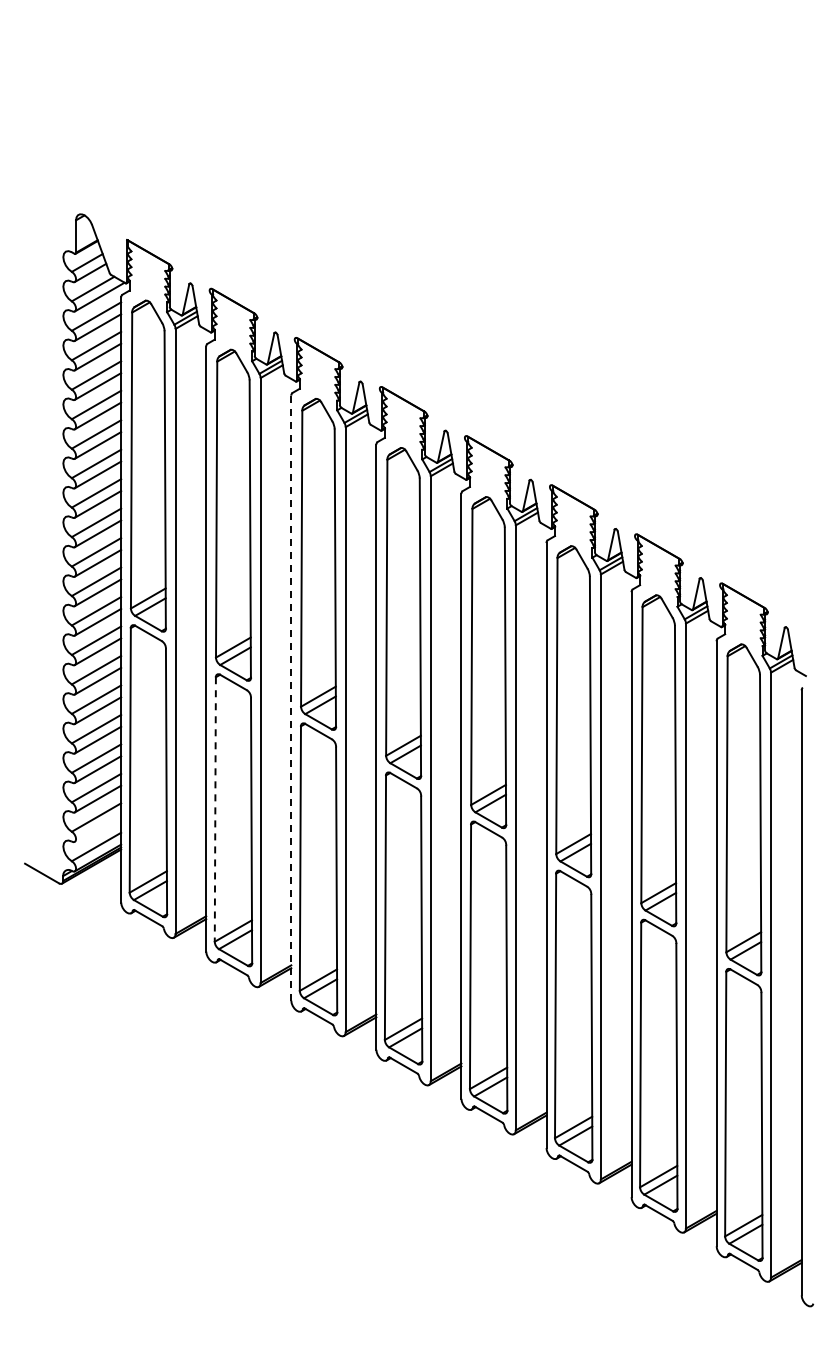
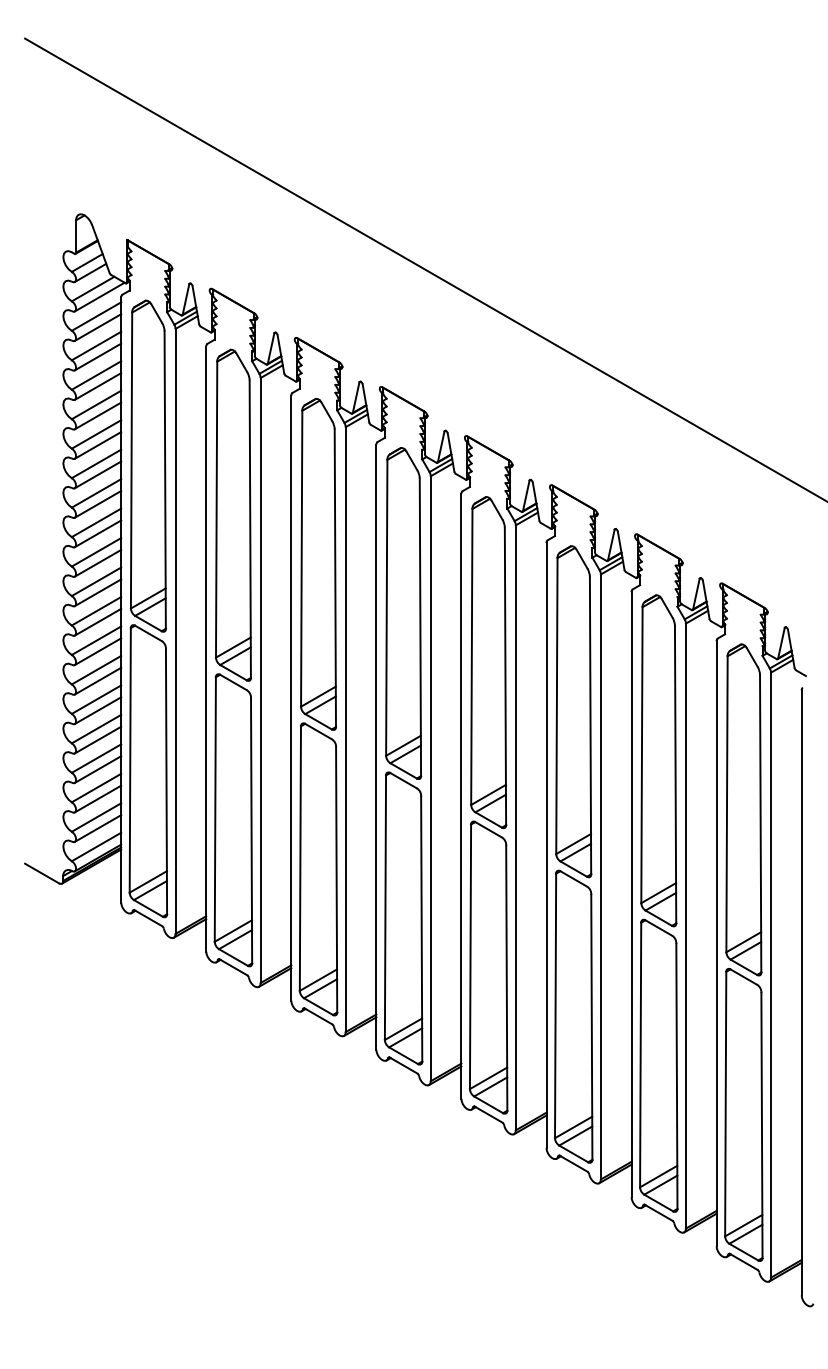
line: none -> present (424, 269)
line: dashed -> solid (291, 698)
line: dashed -> solid (215, 810)
line: none -> present (97, 828)
